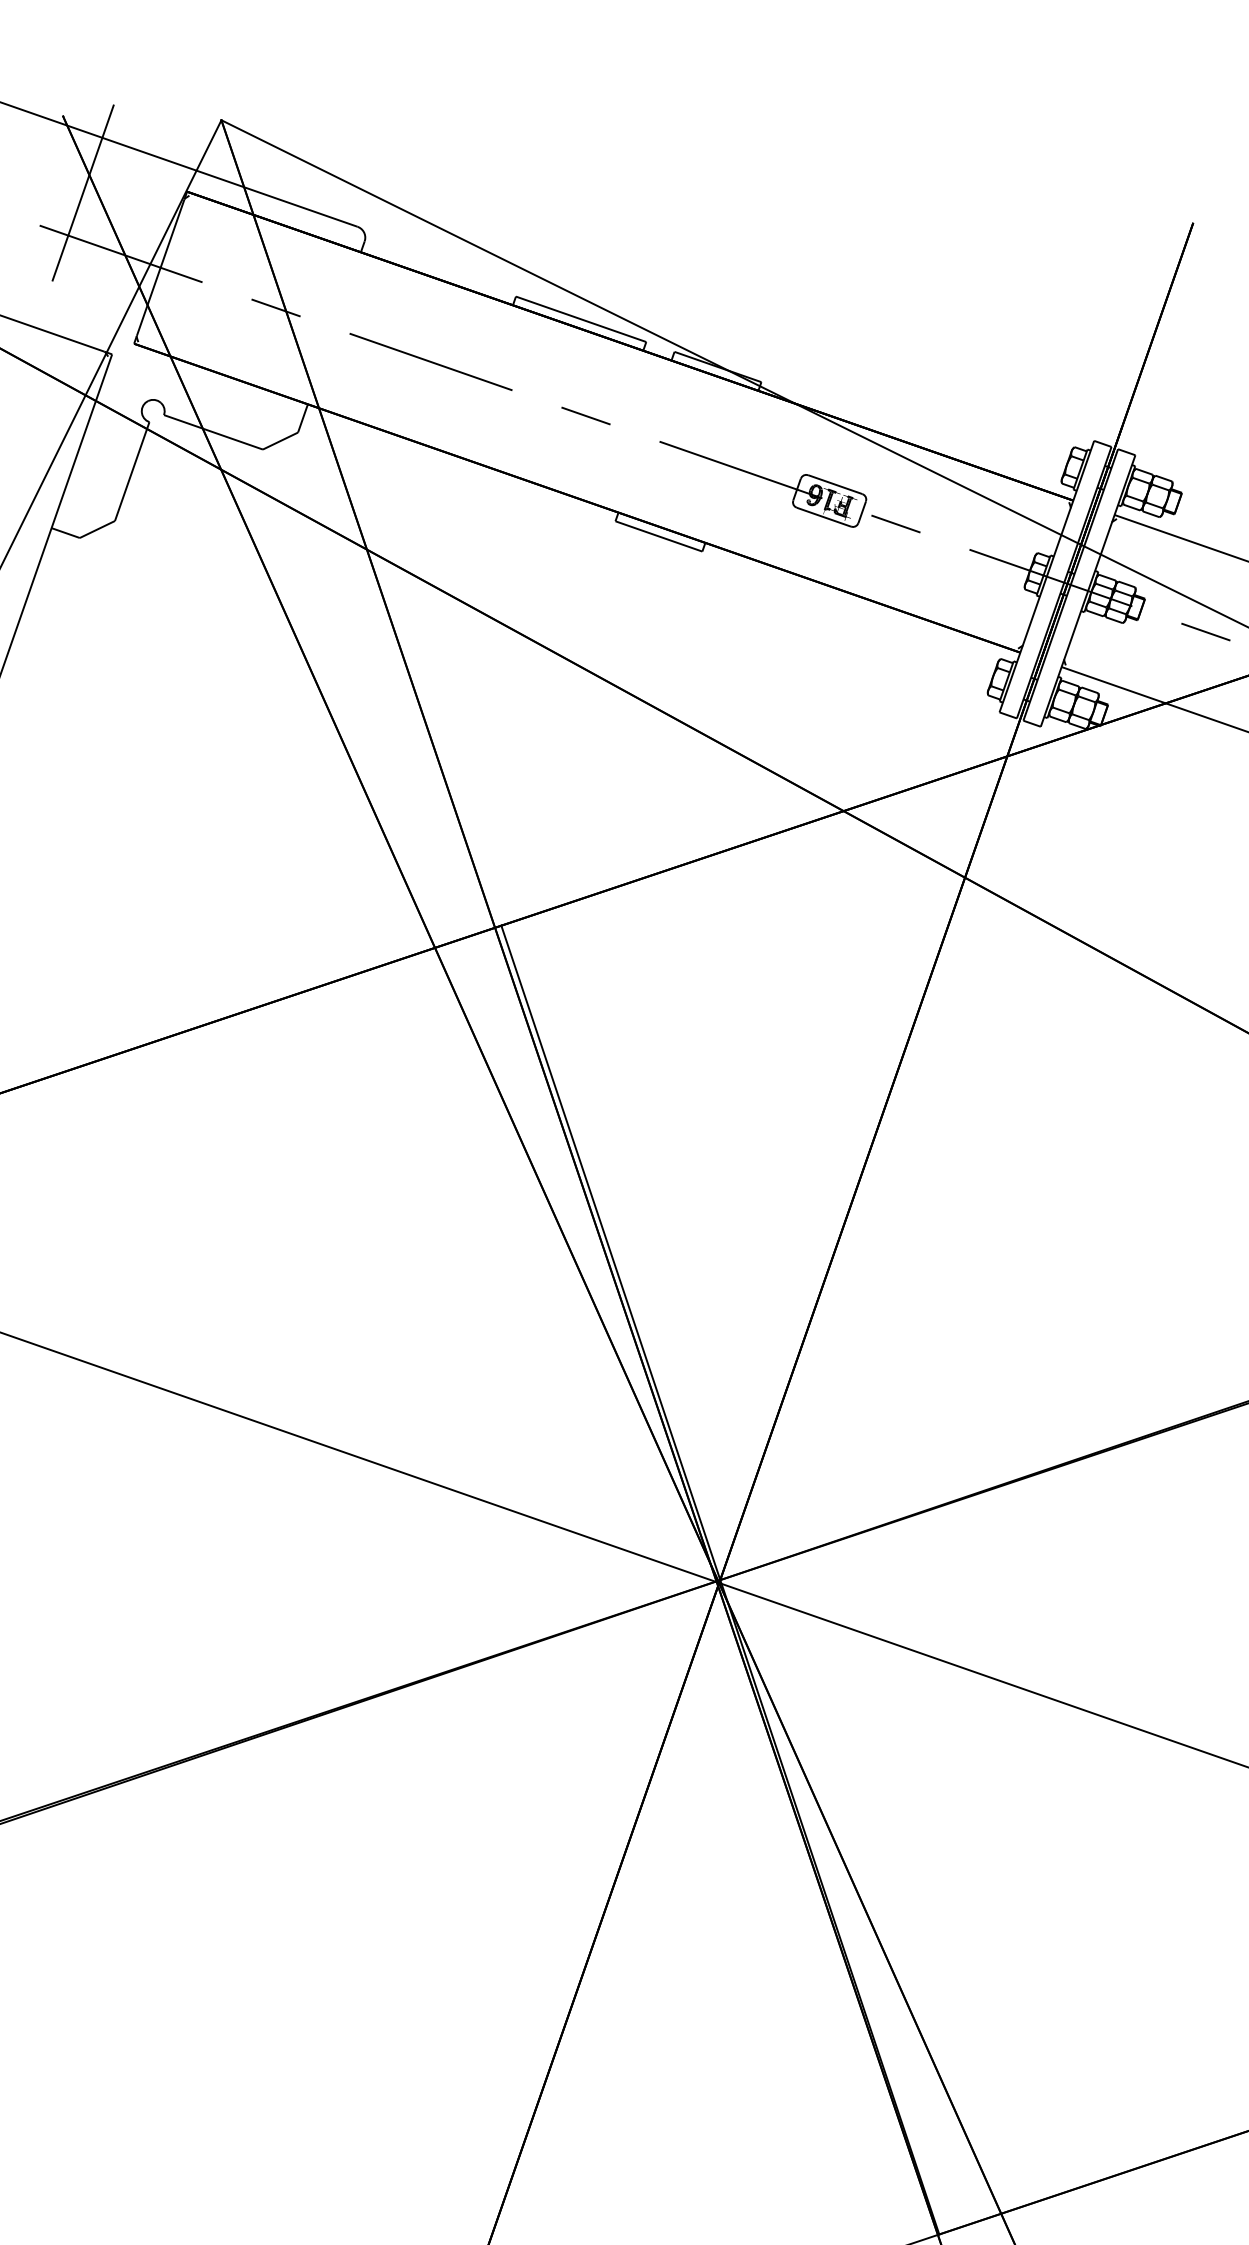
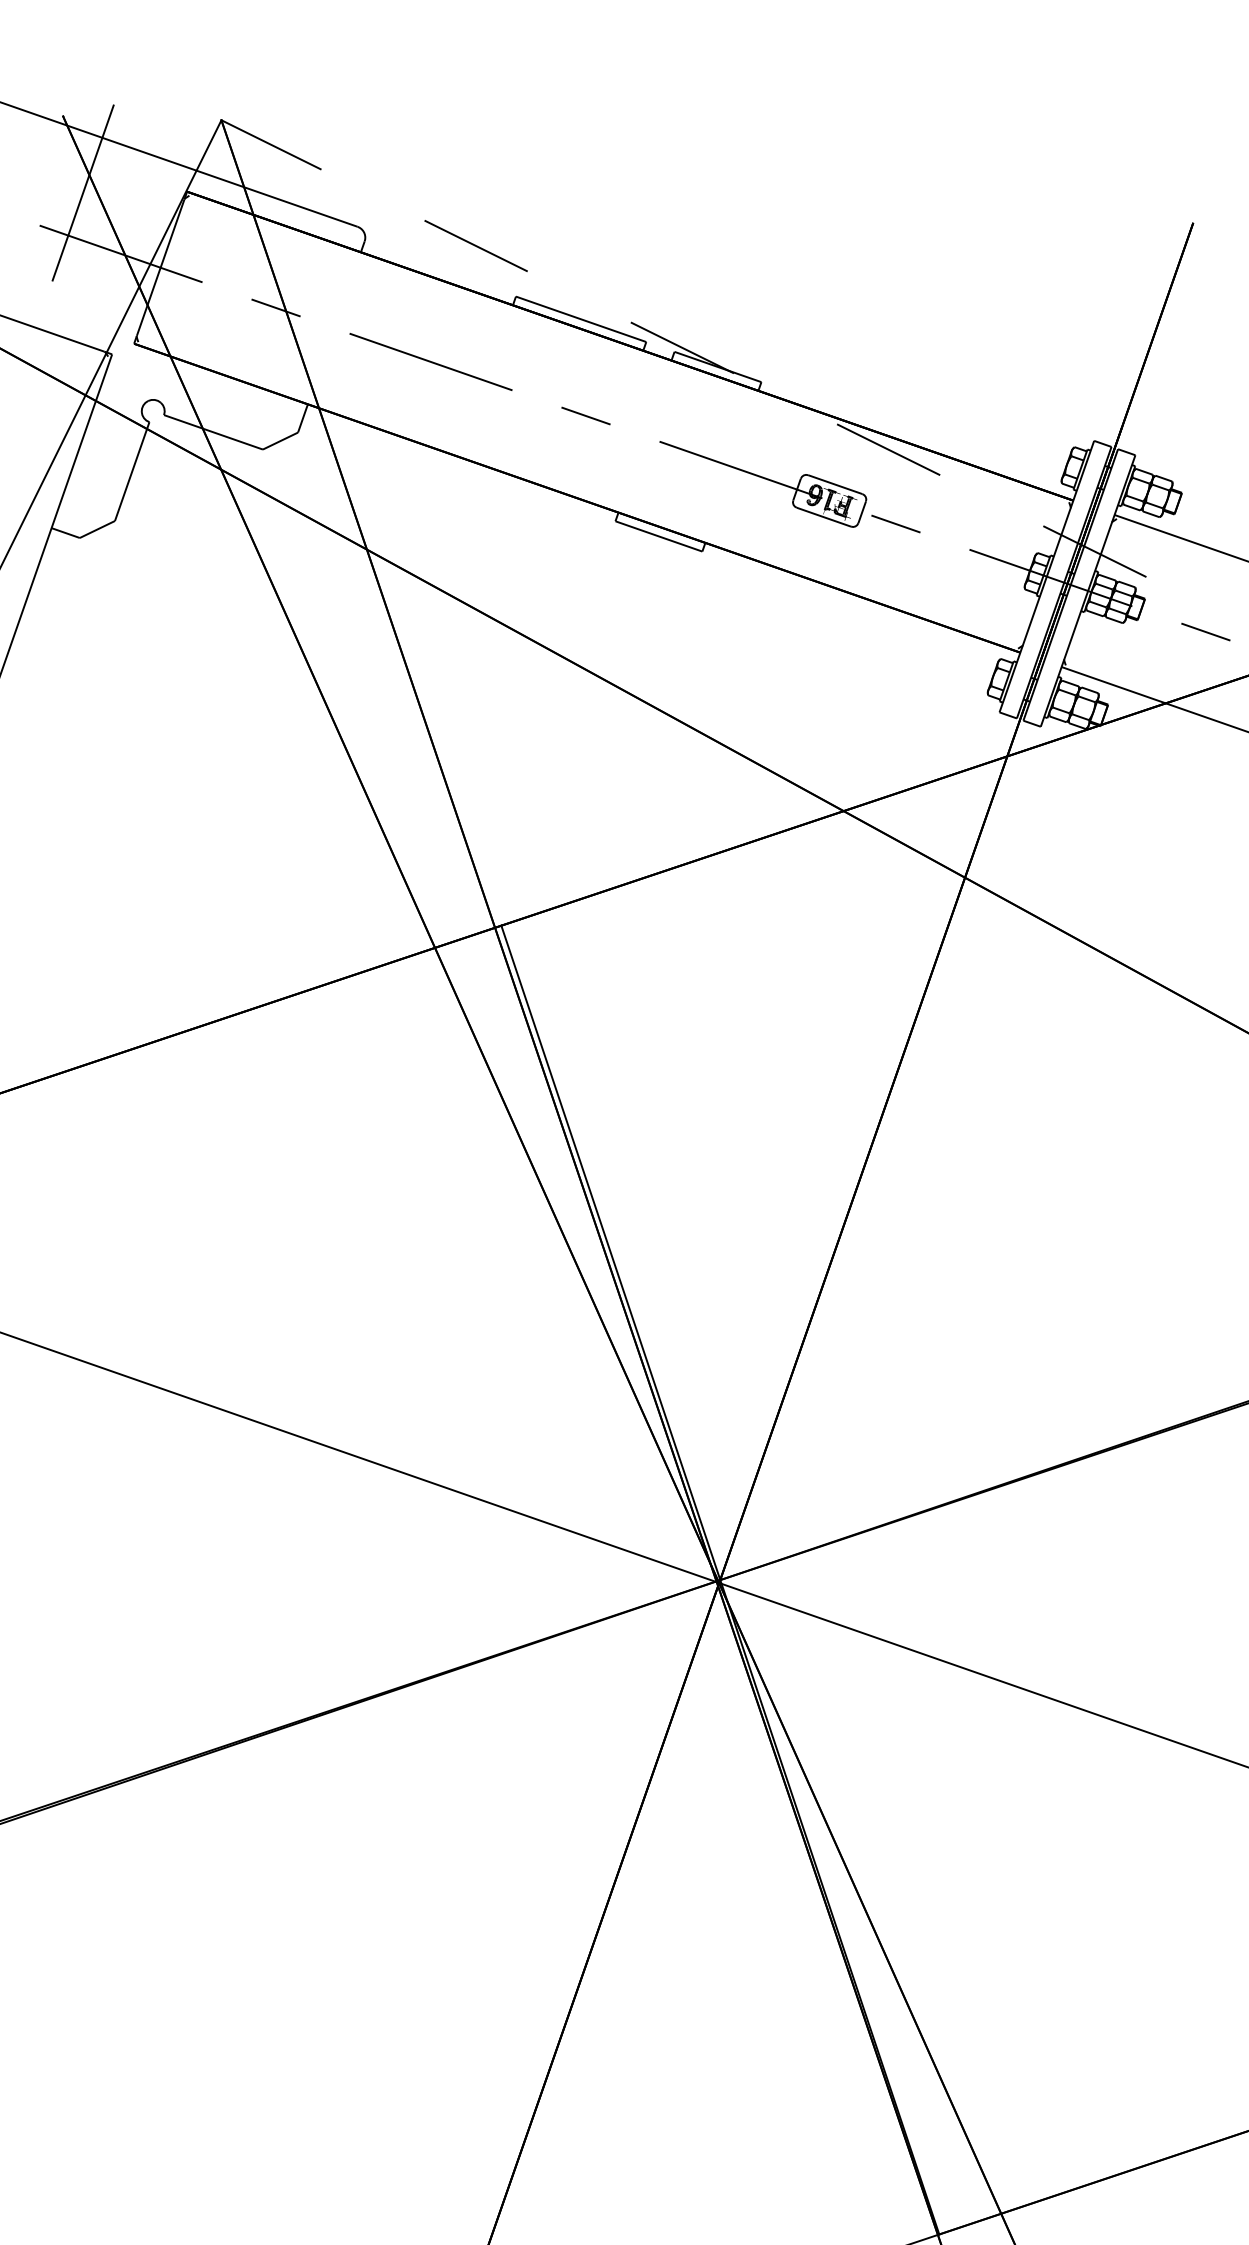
line: solid -> dashed (735, 373)
